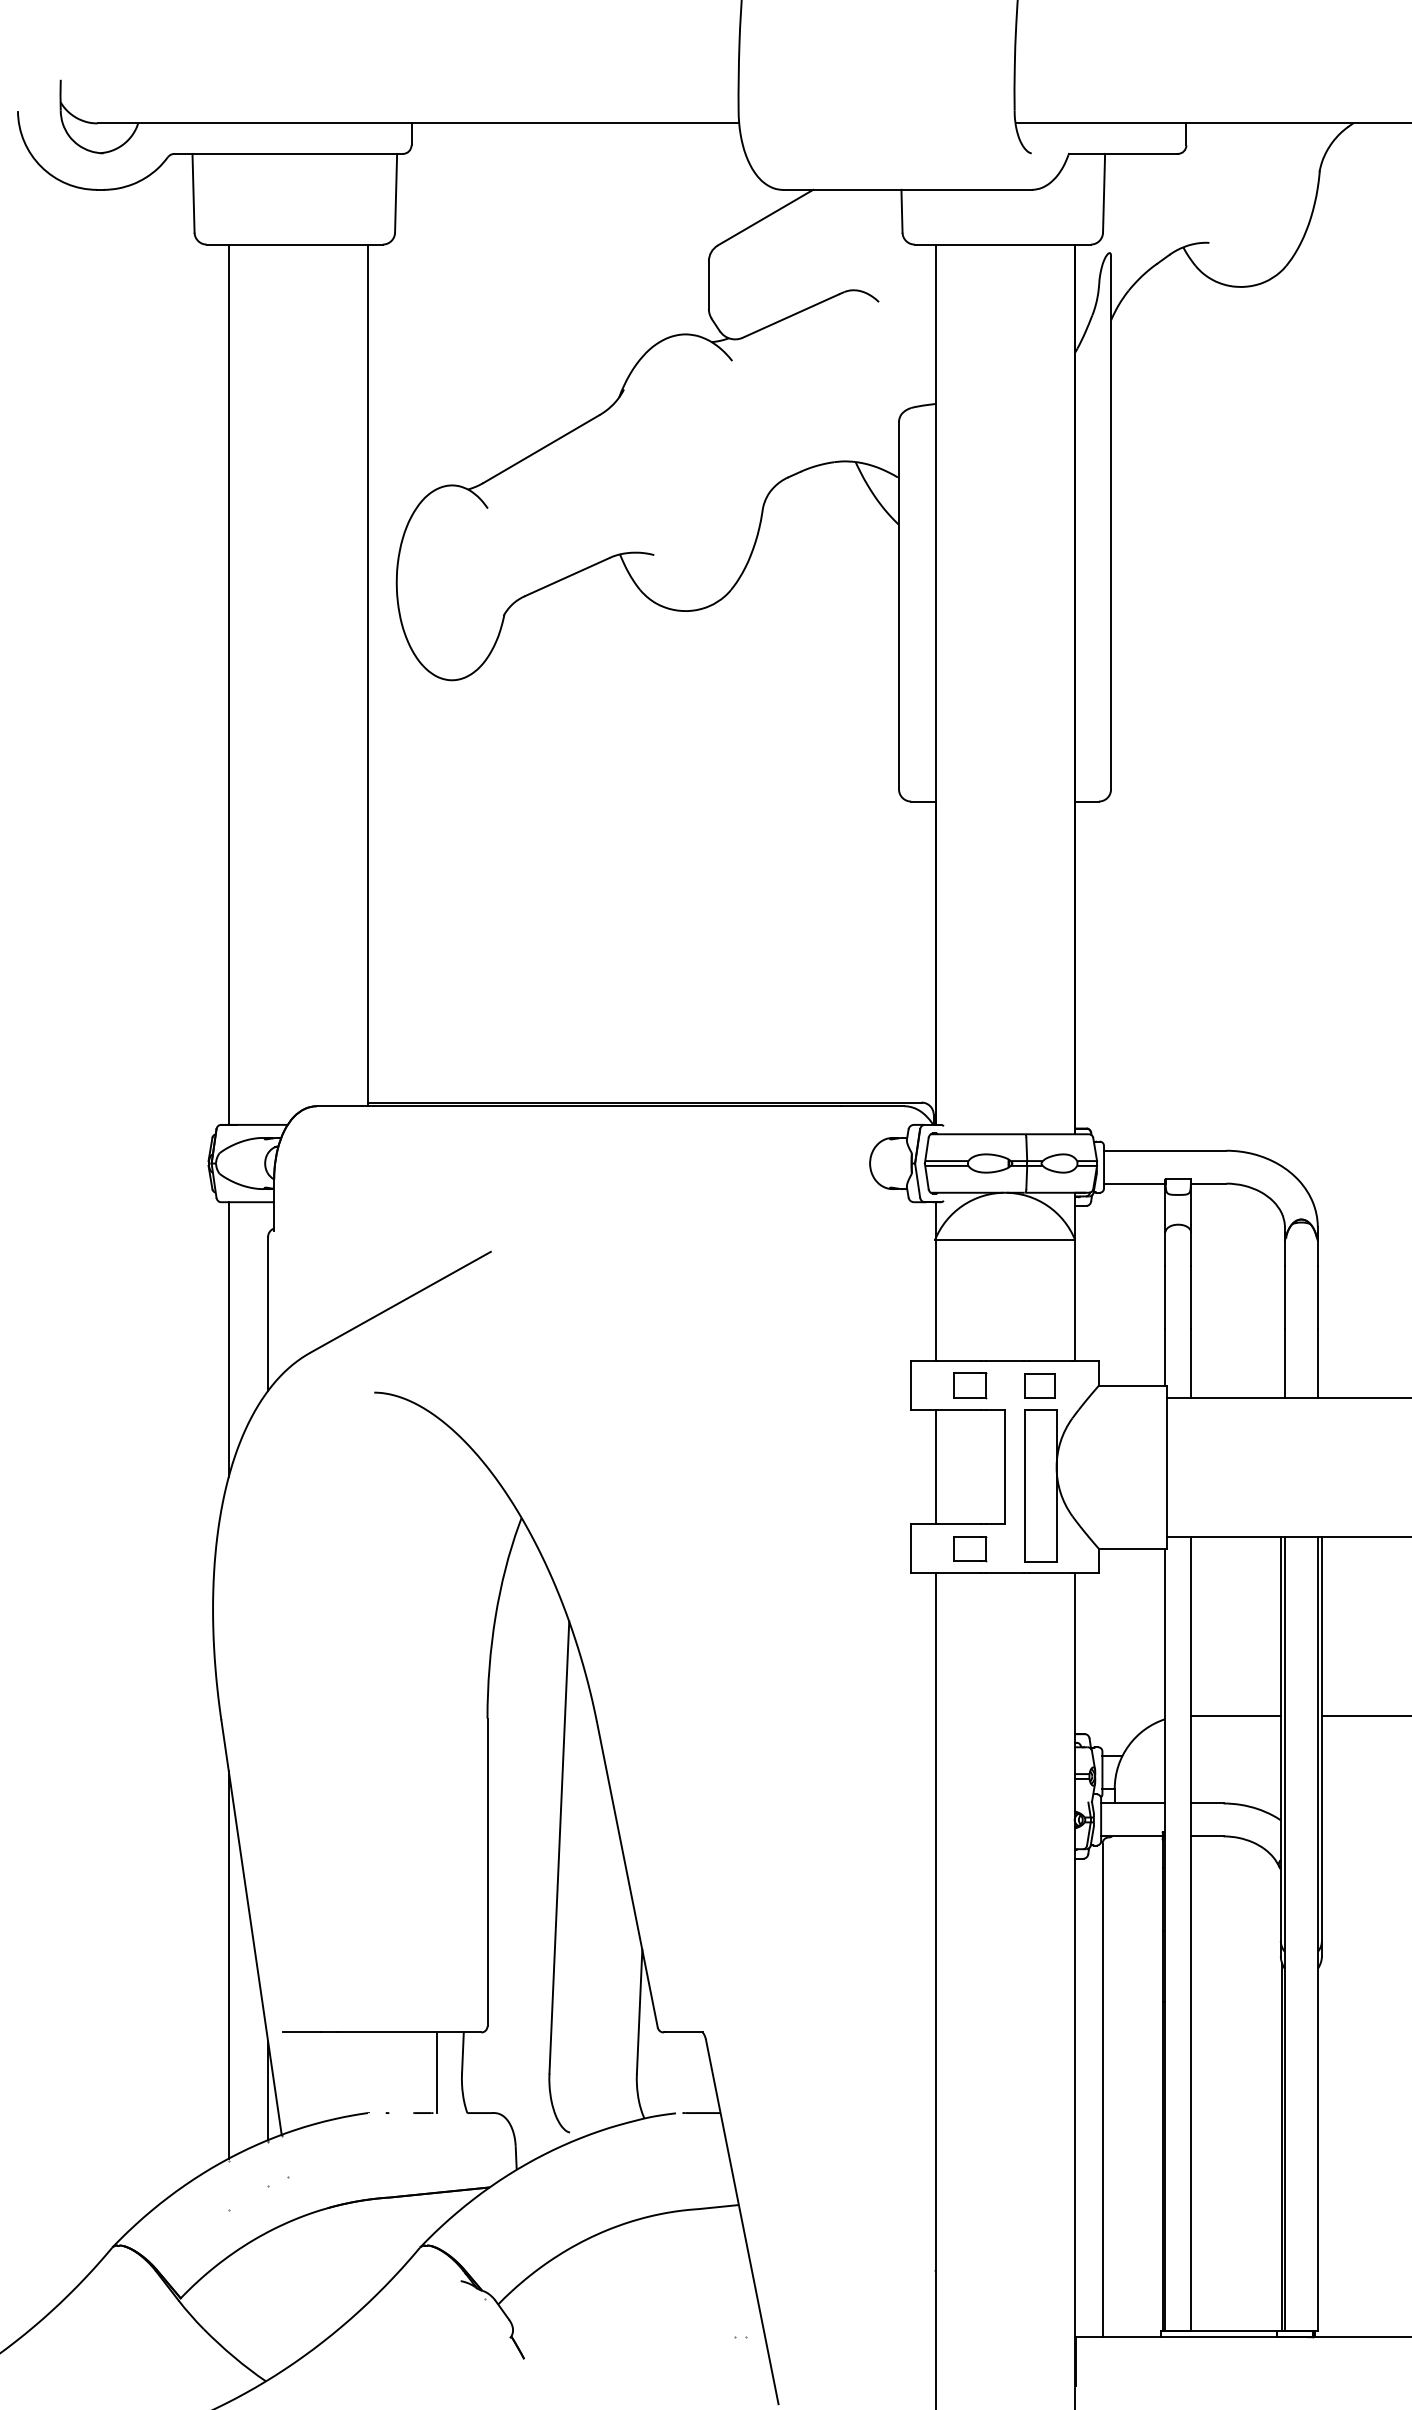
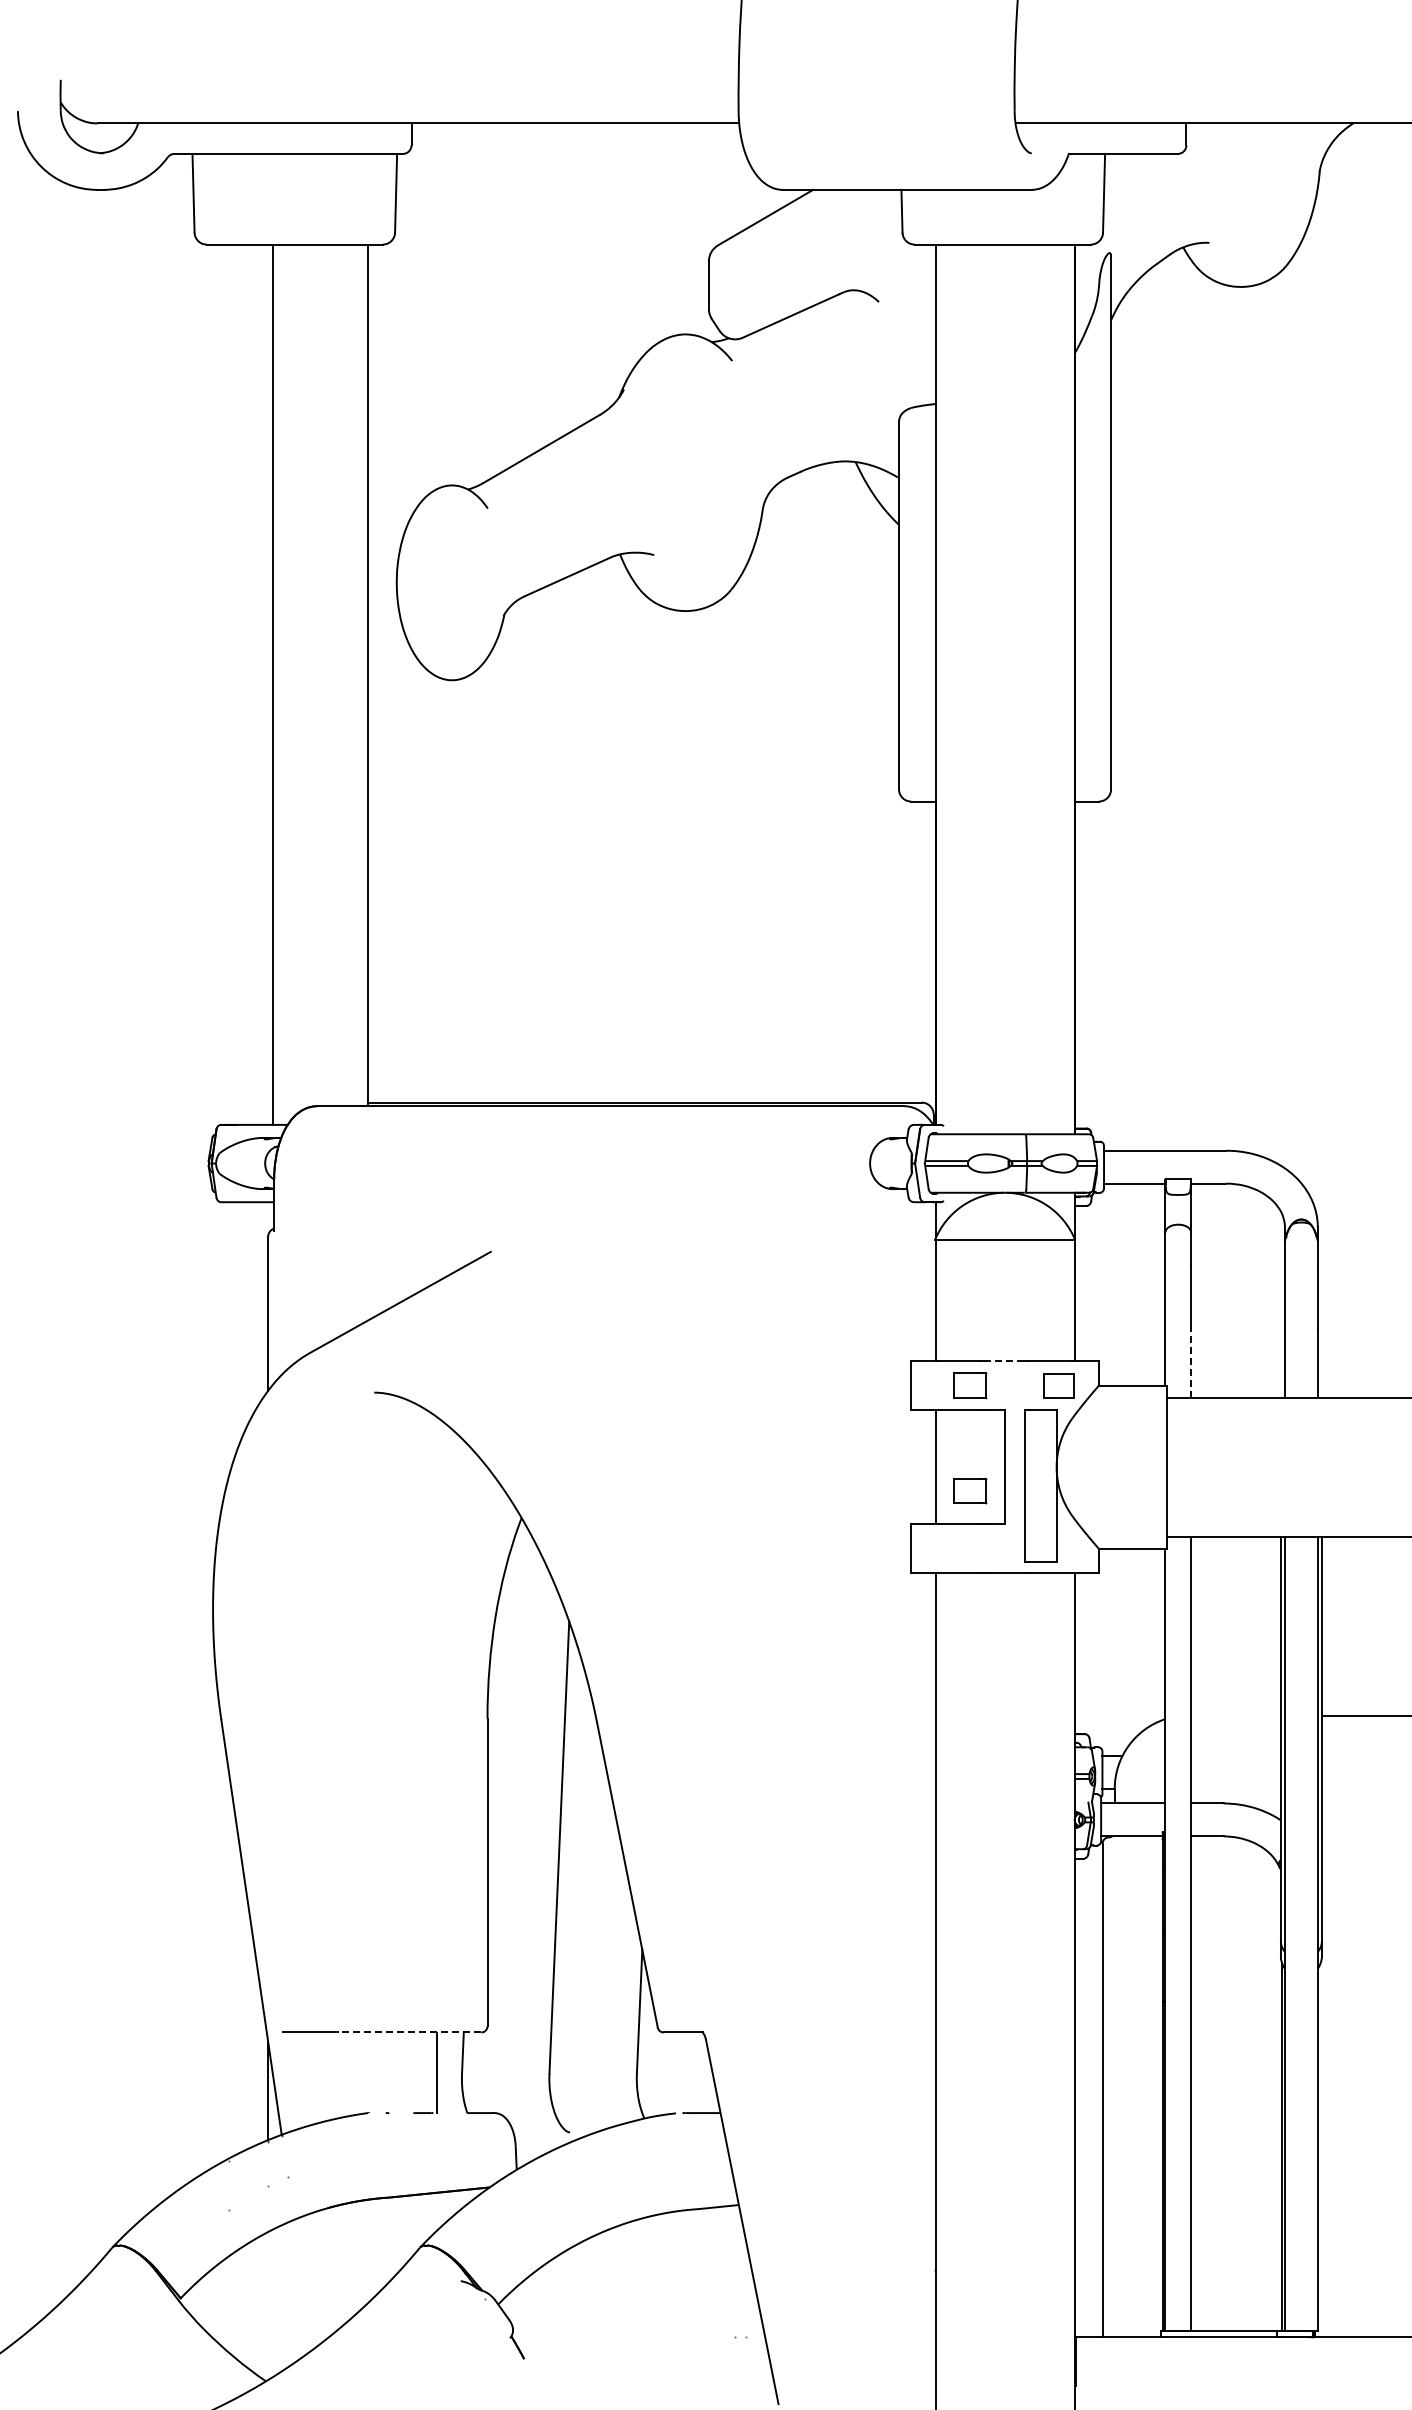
line position: (228, 684) -> (272, 684) (272, 684)
line: present -> none (228, 1339)
line: solid -> dashed (1004, 1361)
line: solid -> dashed (1191, 1363)
part position: (1039, 1385) -> (1058, 1385) (1058, 1385)
part position: (970, 1549) -> (970, 1491) (970, 1491)
line: present -> none (1235, 1715)
line: present -> none (228, 1964)
line: solid -> dashed (409, 2032)
